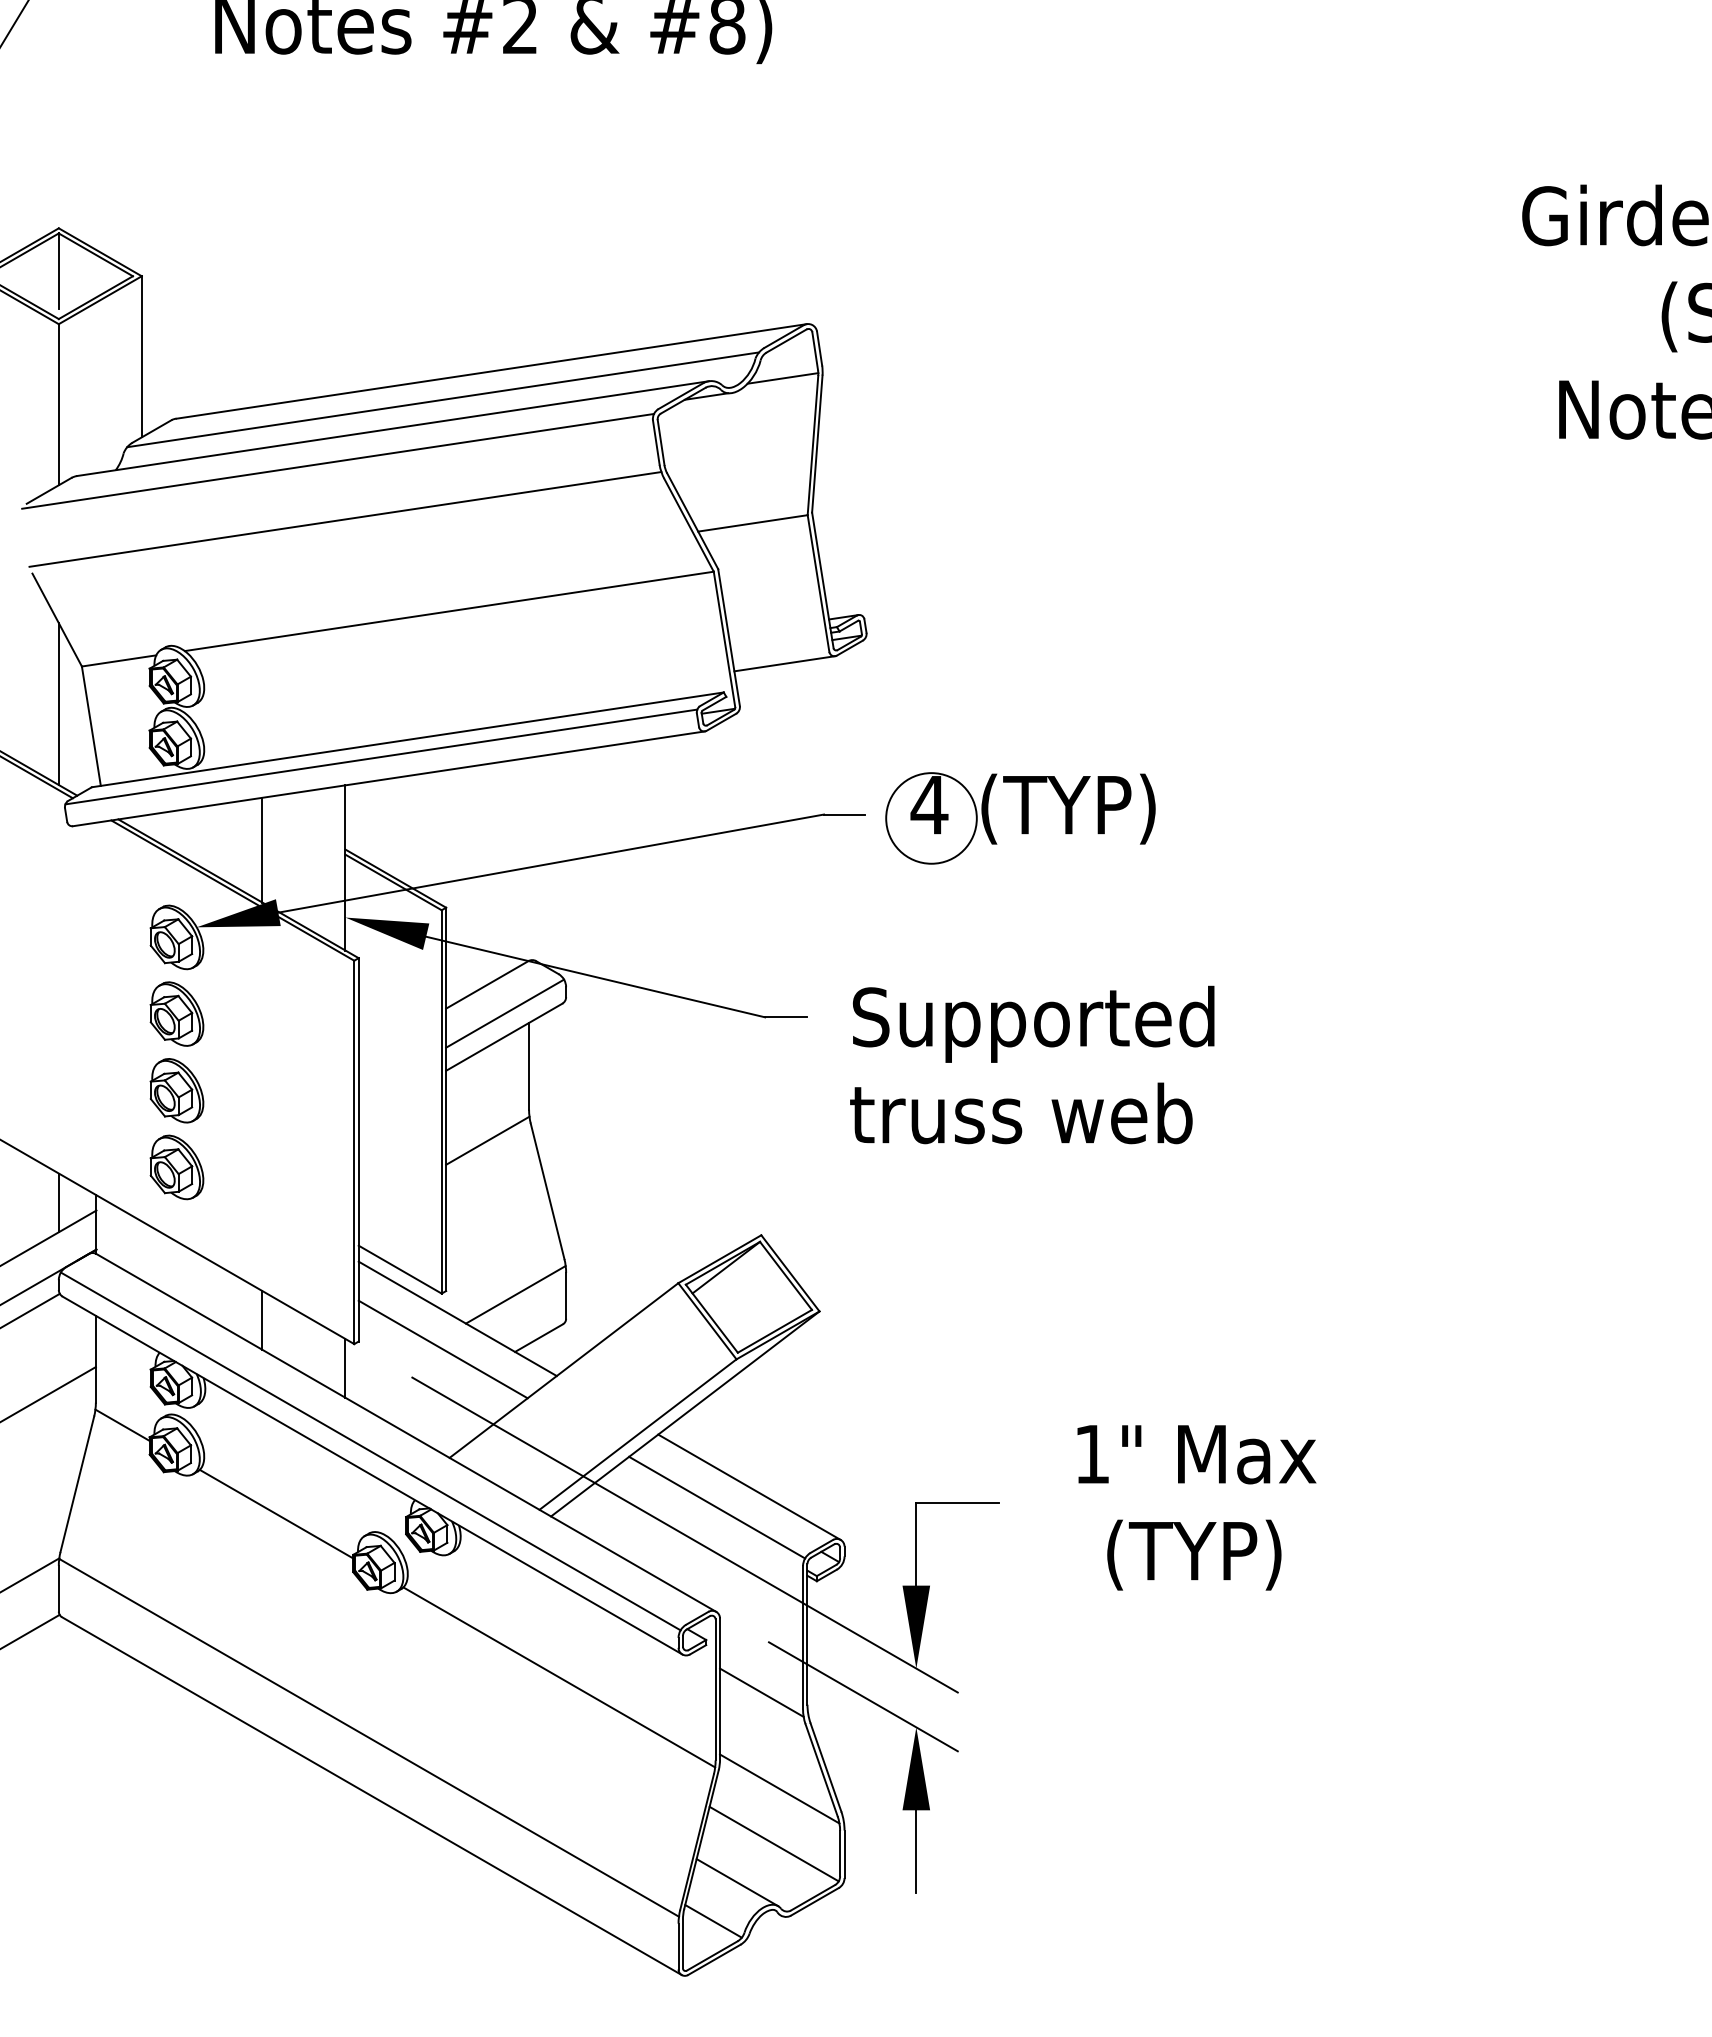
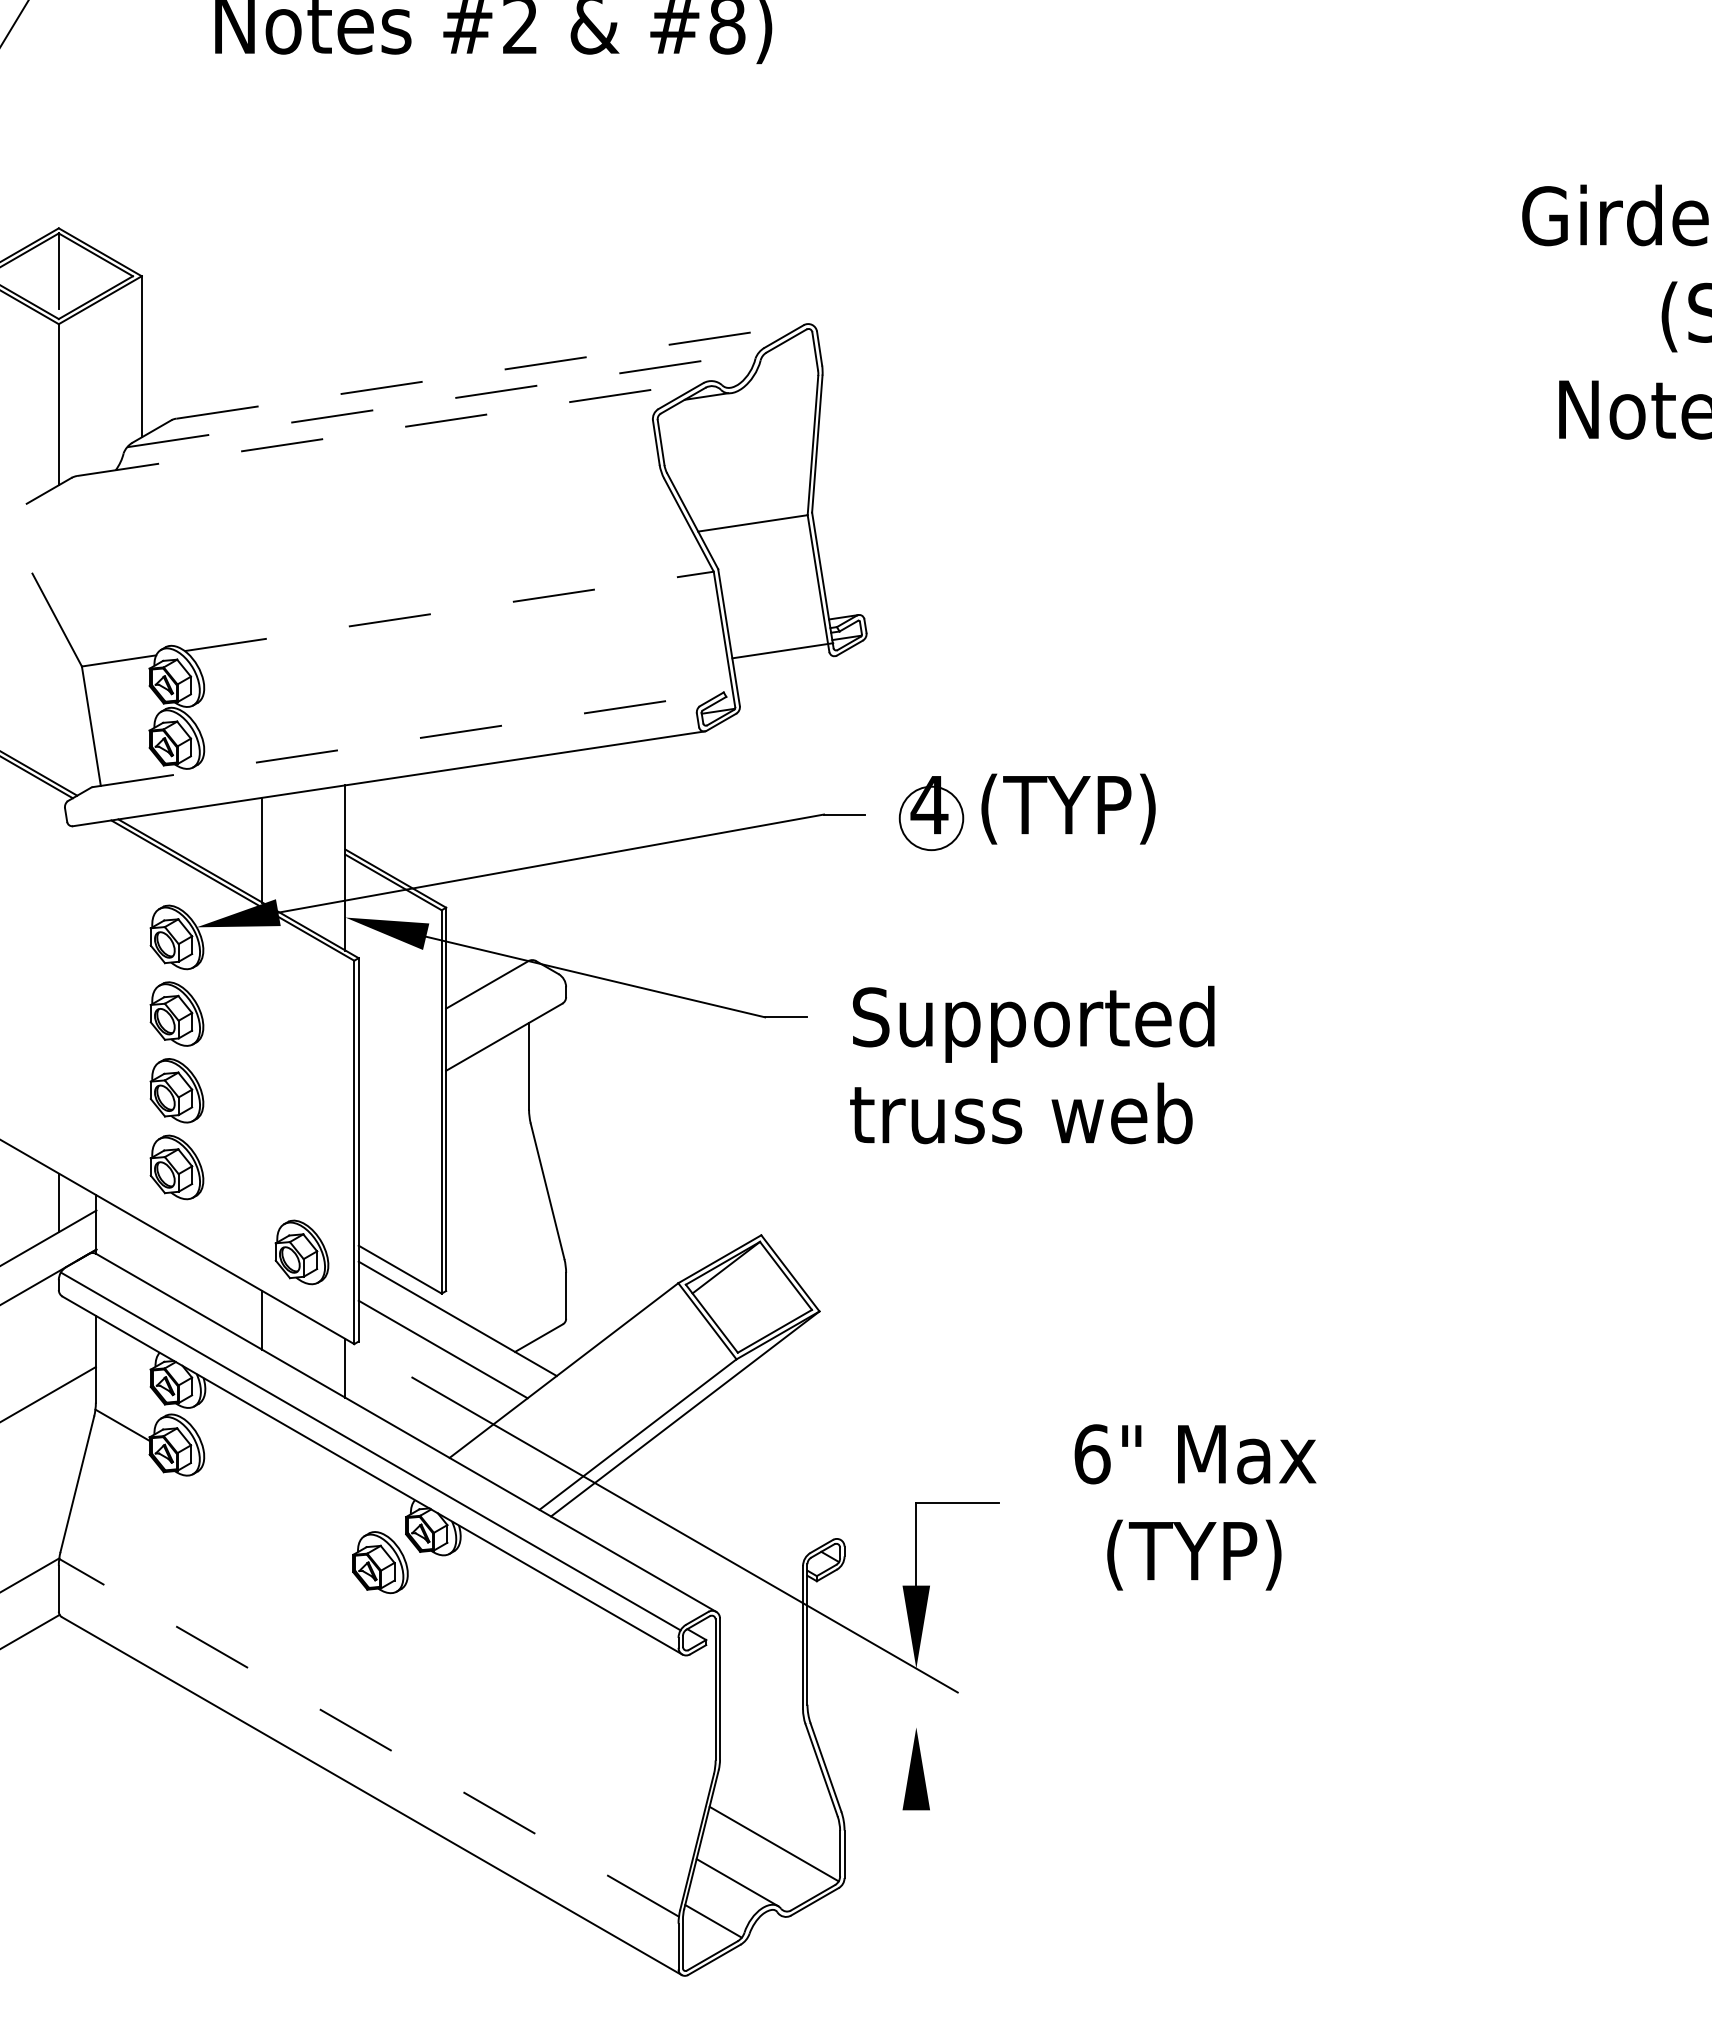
line: solid -> dashed (491, 371)
line: present -> none (782, 378)
line: solid -> dashed (443, 399)
line: solid -> dashed (393, 428)
line: present -> none (338, 460)
line: present -> none (345, 519)
line: solid -> dashed (449, 611)
line position: (784, 663) -> (782, 650) (782, 650)
line: present -> none (58, 704)
line: solid -> dashed (408, 739)
line: present -> none (381, 756)
circle diameter: 91 px -> 63 px (931, 818)
line: present -> none (505, 1013)
line: present -> none (487, 1140)
part: none -> present (301, 1252)
line: present -> none (515, 1294)
line: present -> none (30, 1309)
text: 1" -> 6" (1092, 1454)
line: present -> none (749, 1486)
line: present -> none (717, 1507)
line: present -> none (276, 1513)
line: present -> none (559, 1677)
line: present -> none (761, 1692)
line: present -> none (862, 1696)
line: solid -> dashed (369, 1737)
line: present -> none (779, 1788)
line: present -> none (916, 1851)
